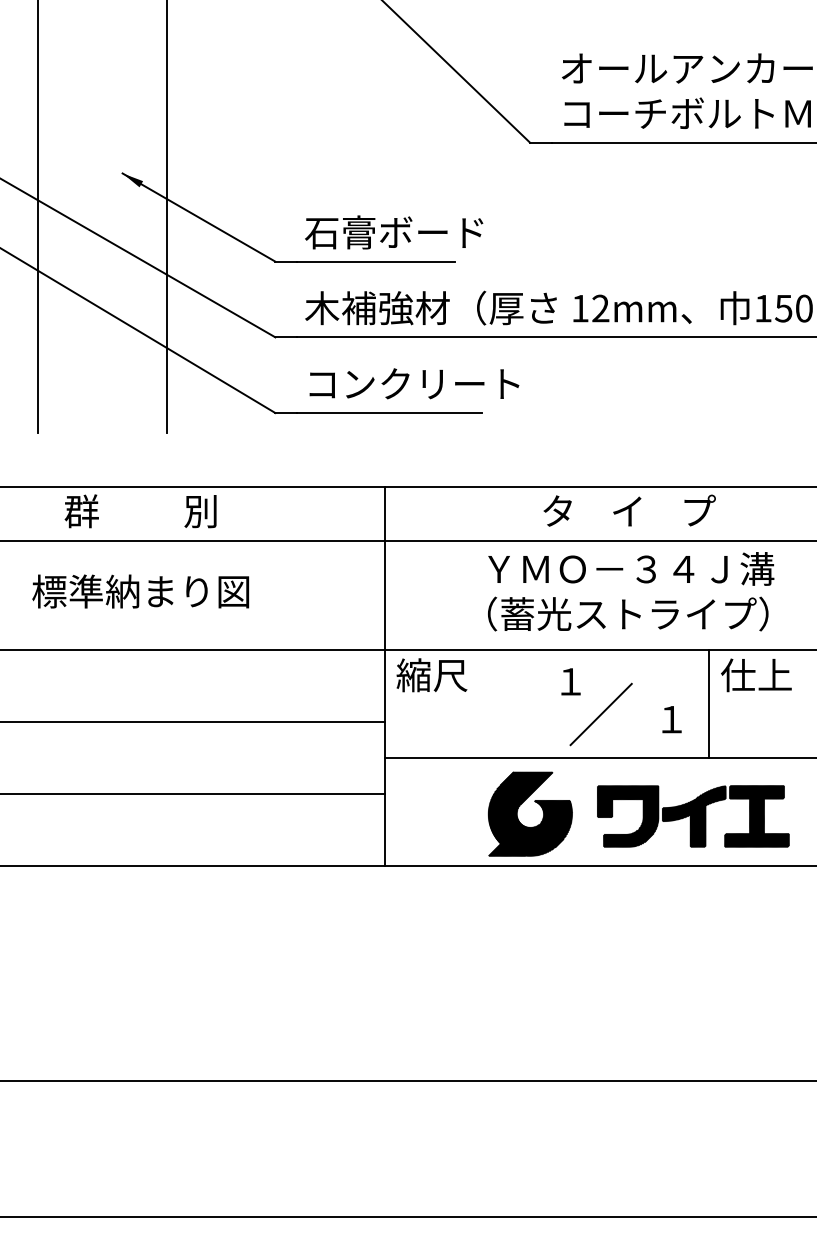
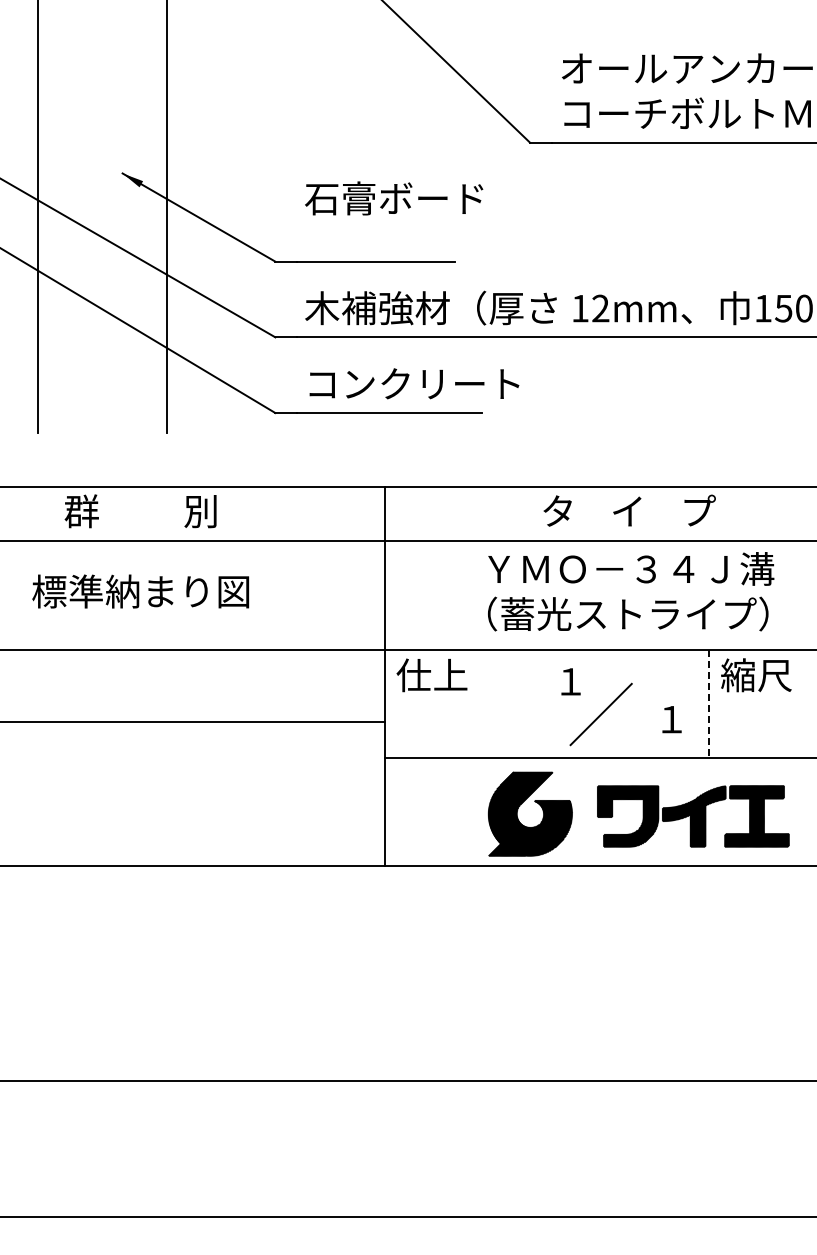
text position: (394, 232) -> (394, 198) (394, 198)
text: 縮尺 -> 仕上 (431, 675)
text: 仕上 -> 縮尺 (756, 675)
line: solid -> dashed (709, 704)
line: present -> none (193, 793)
